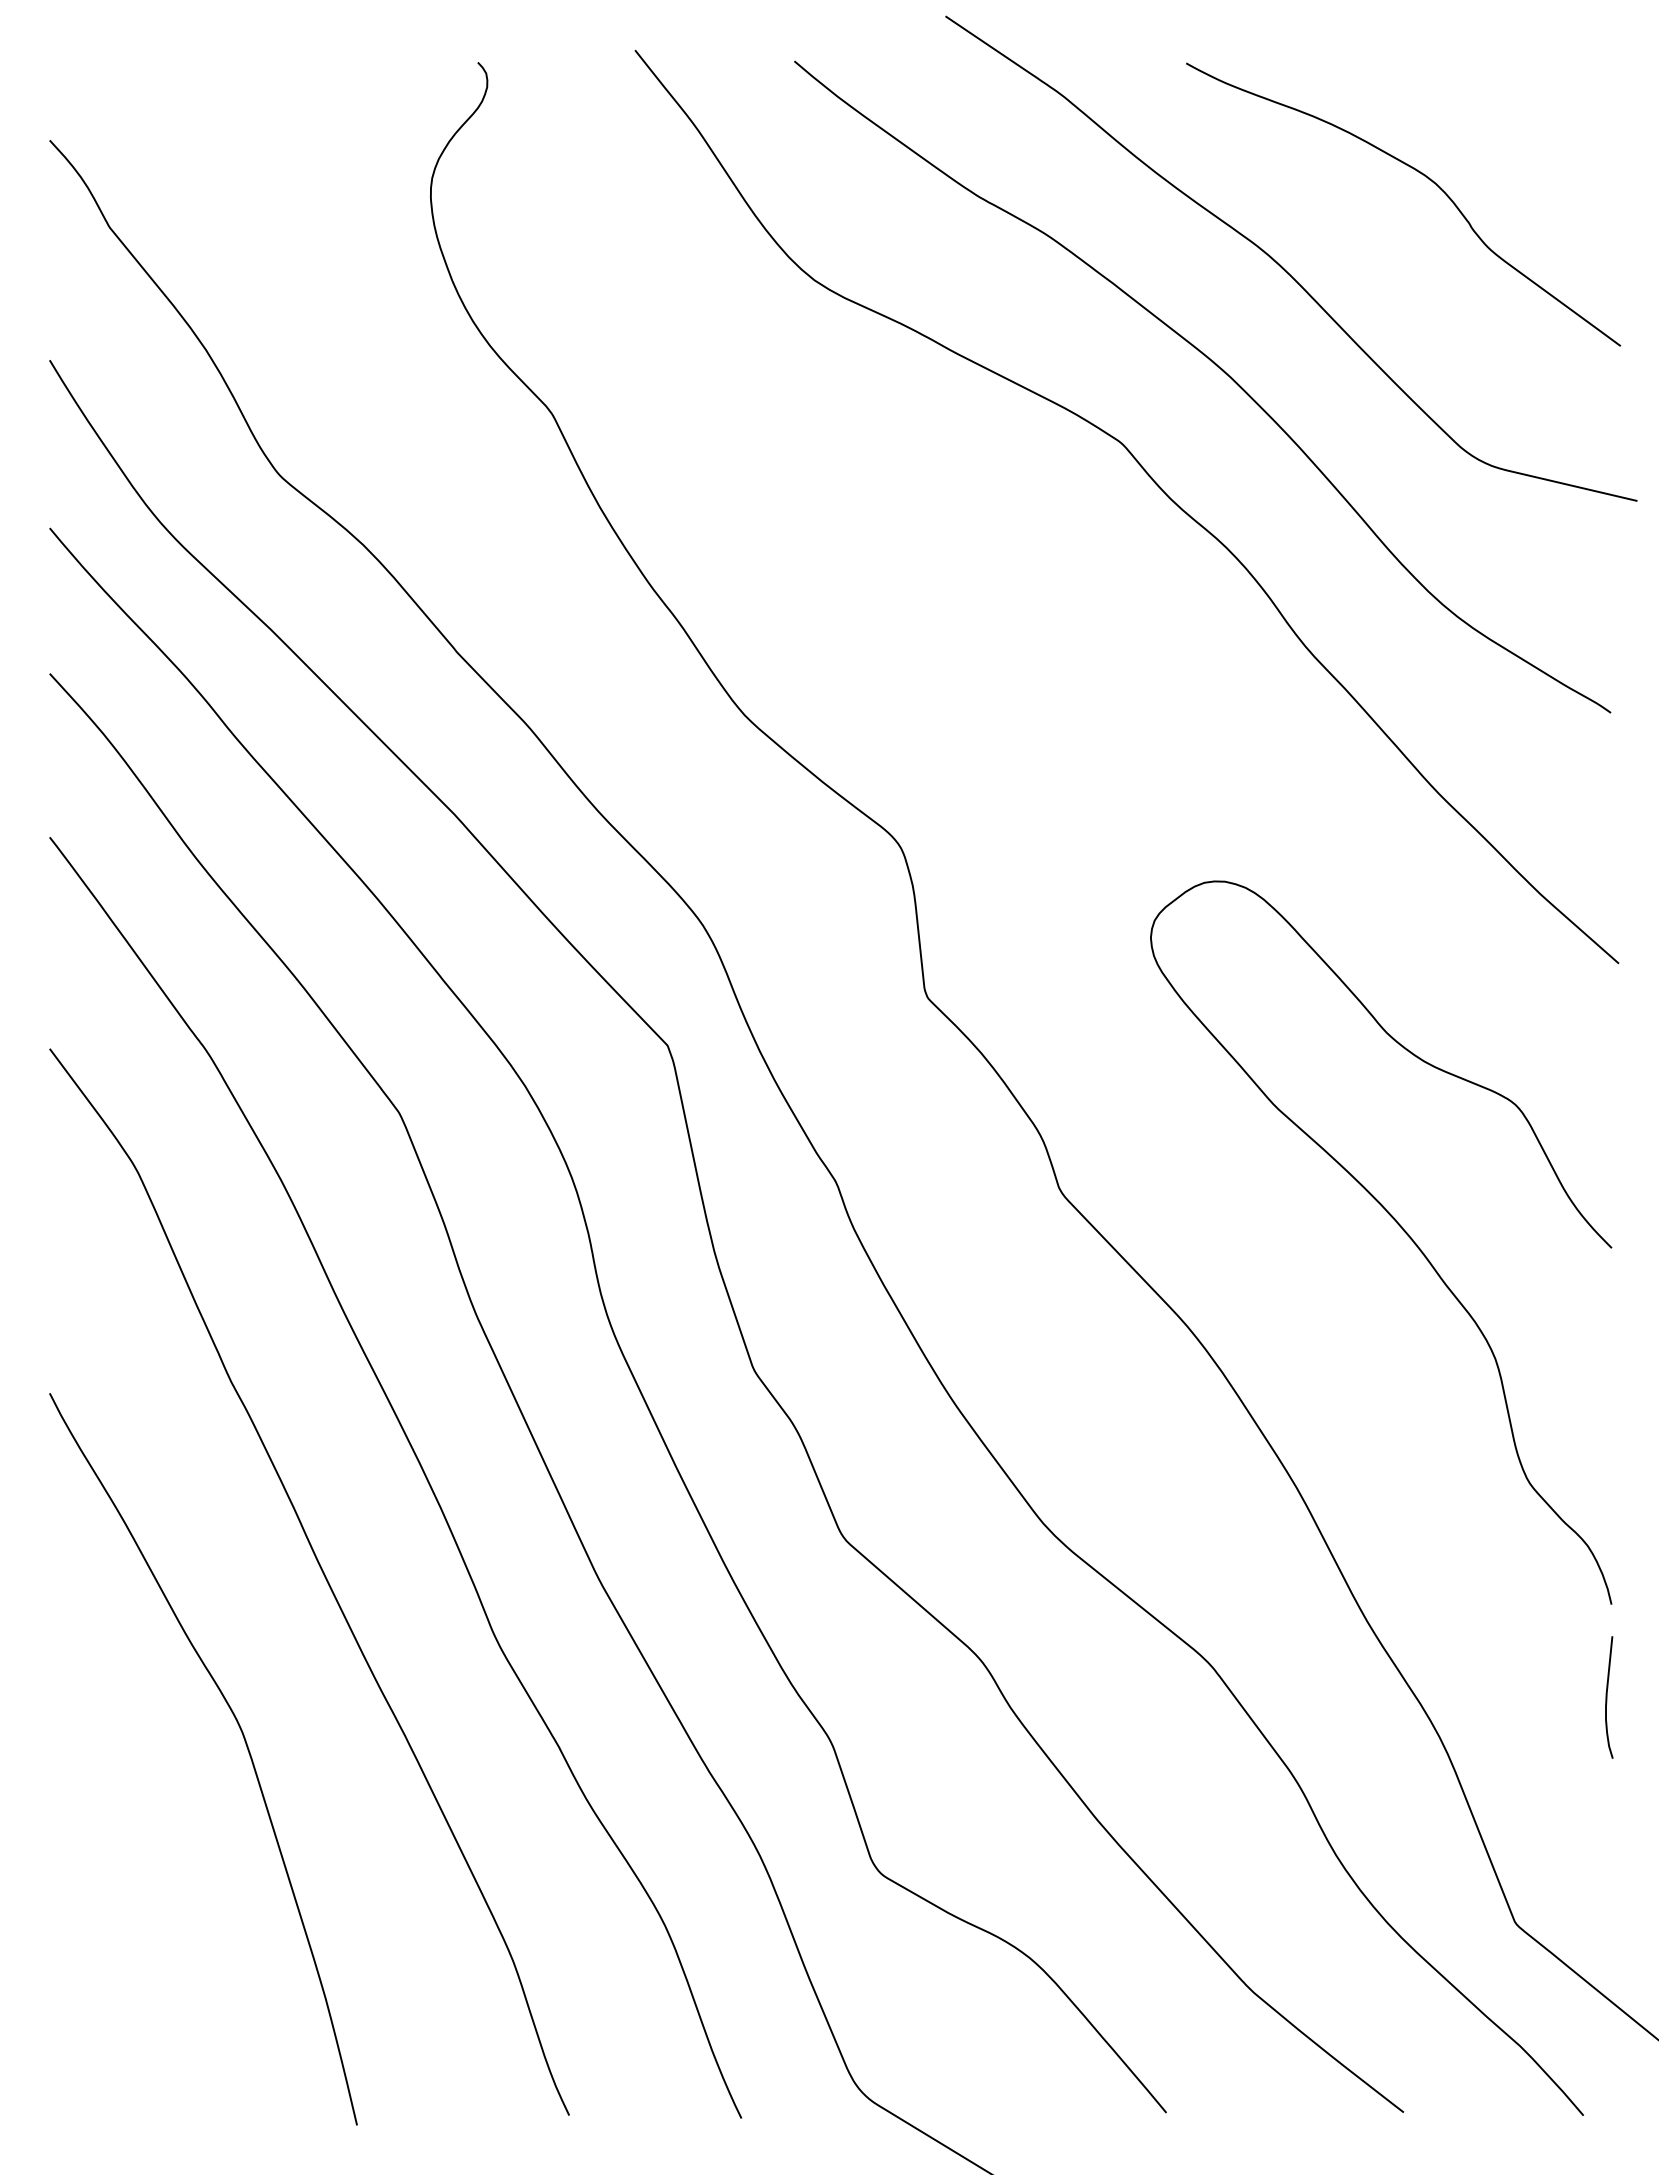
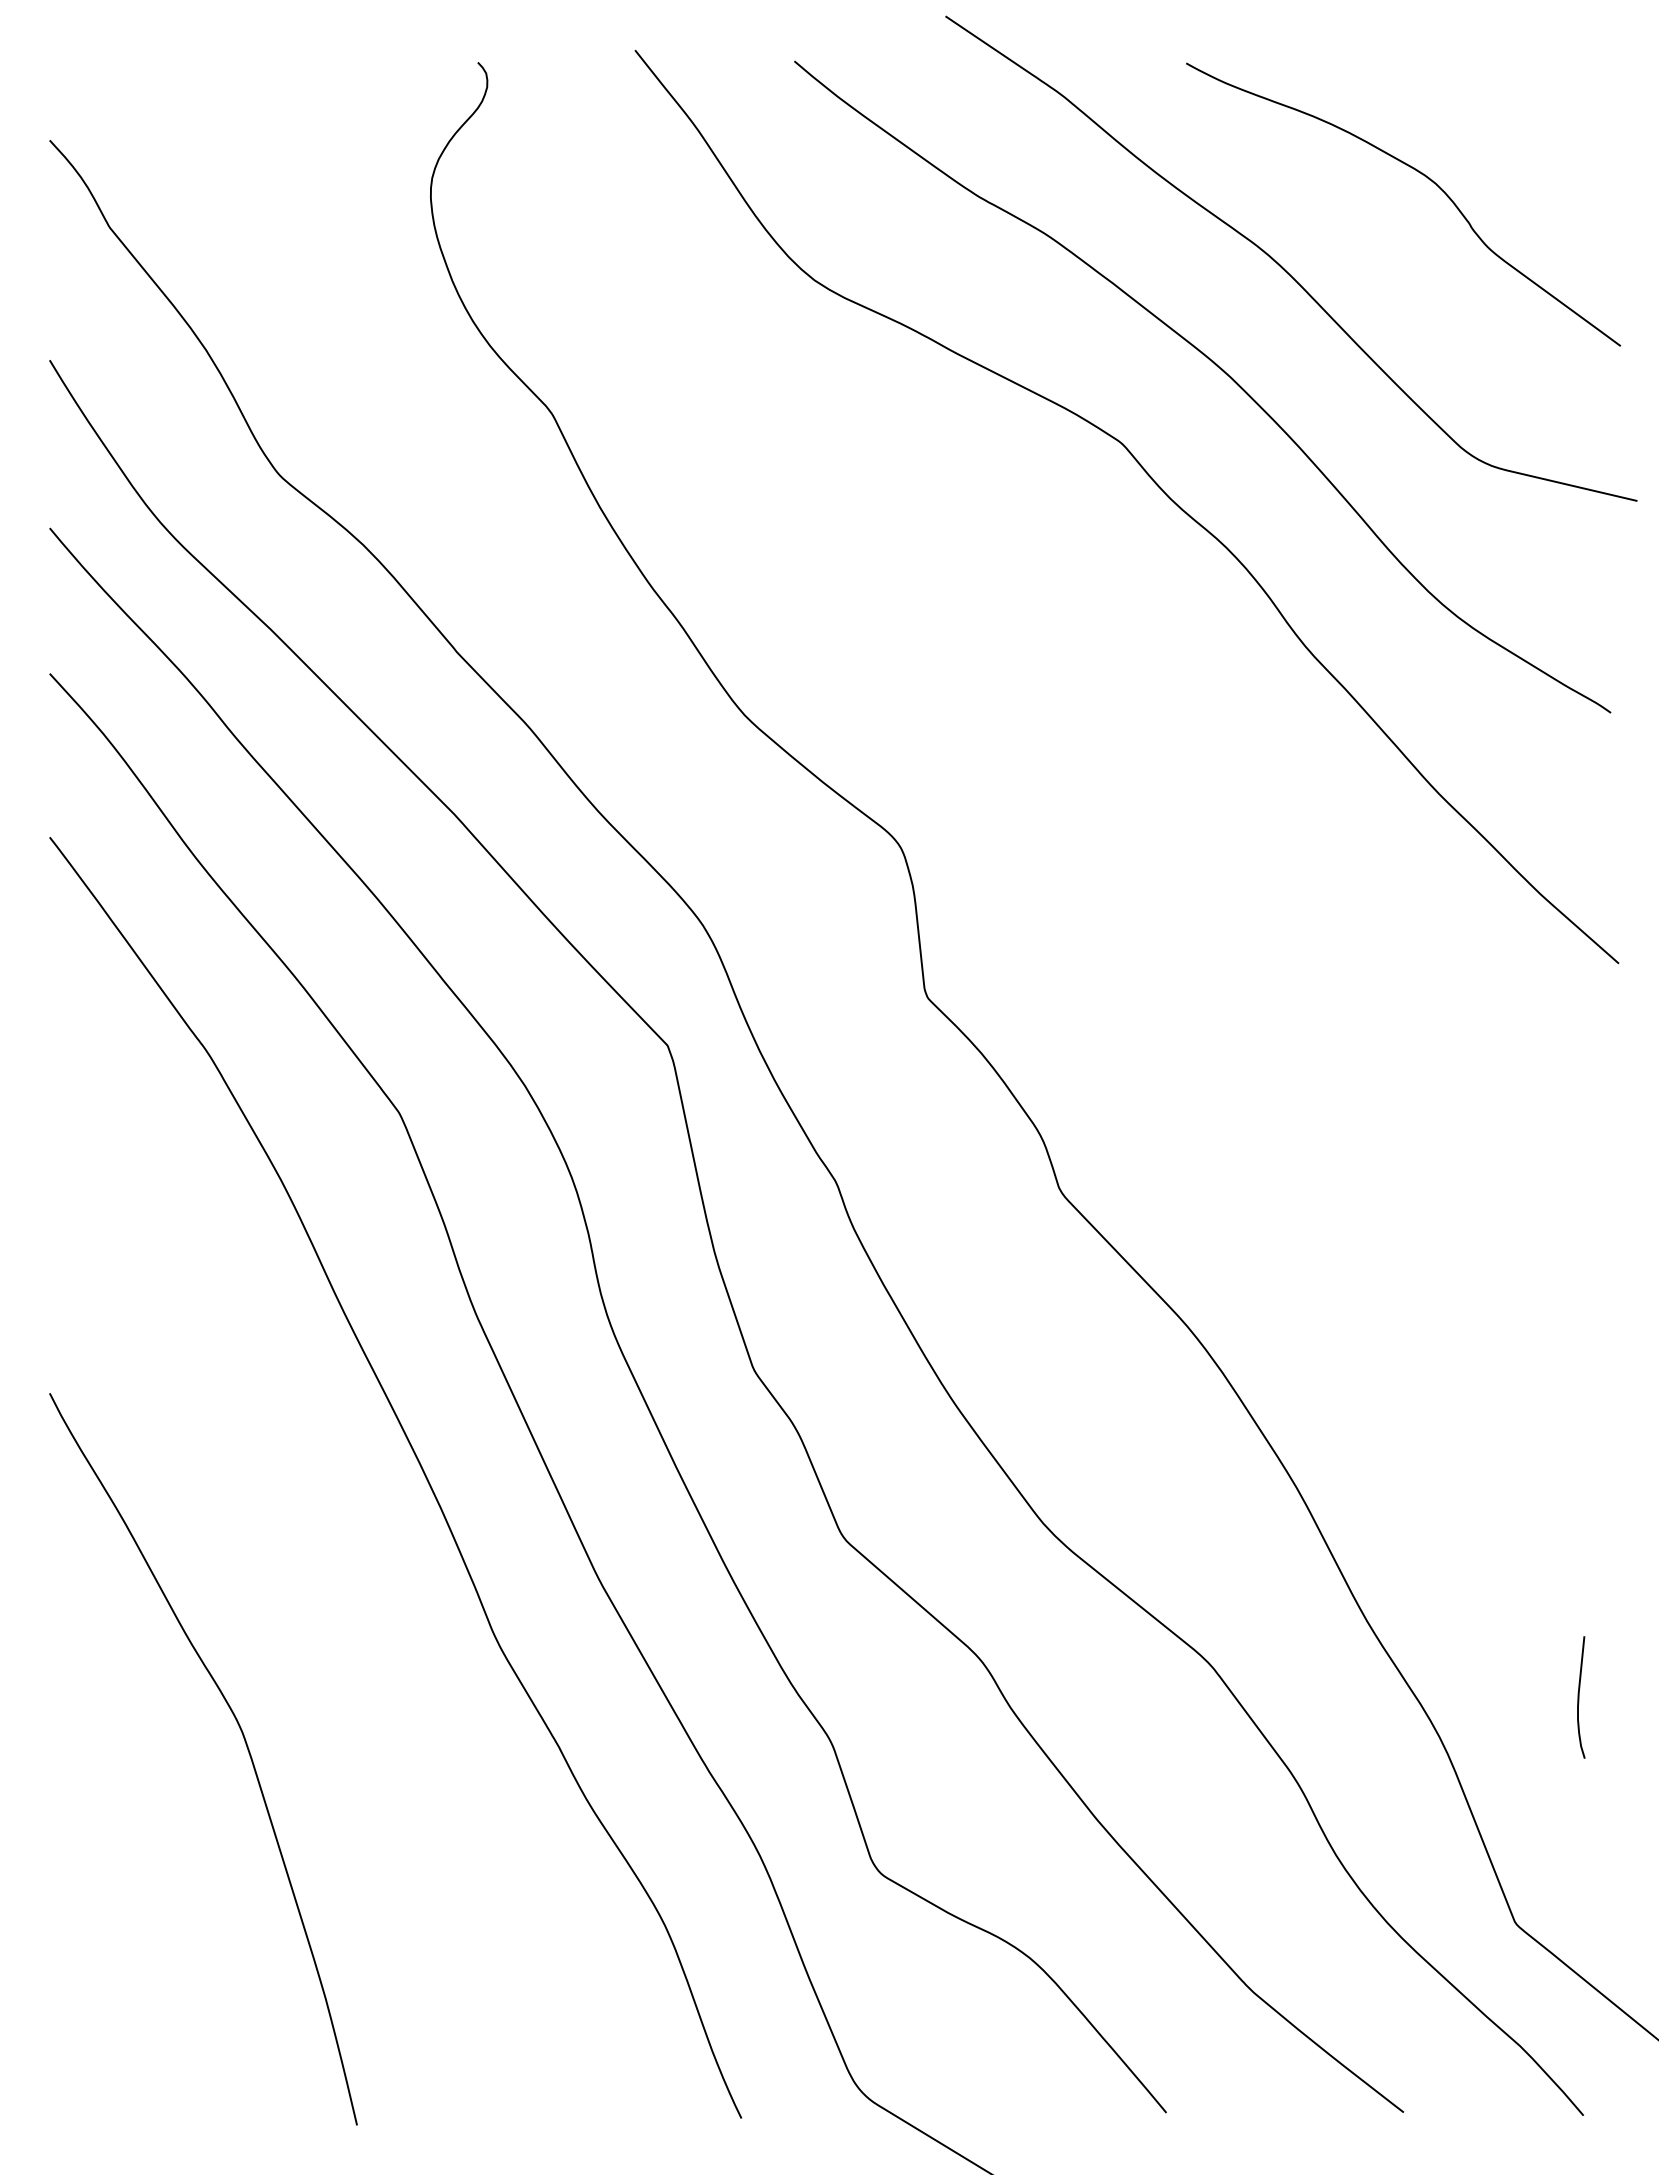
curve: present -> none (1398, 1225)
curve: present -> none (323, 1575)
curve position: (1607, 1697) -> (1579, 1697) (1579, 1697)
